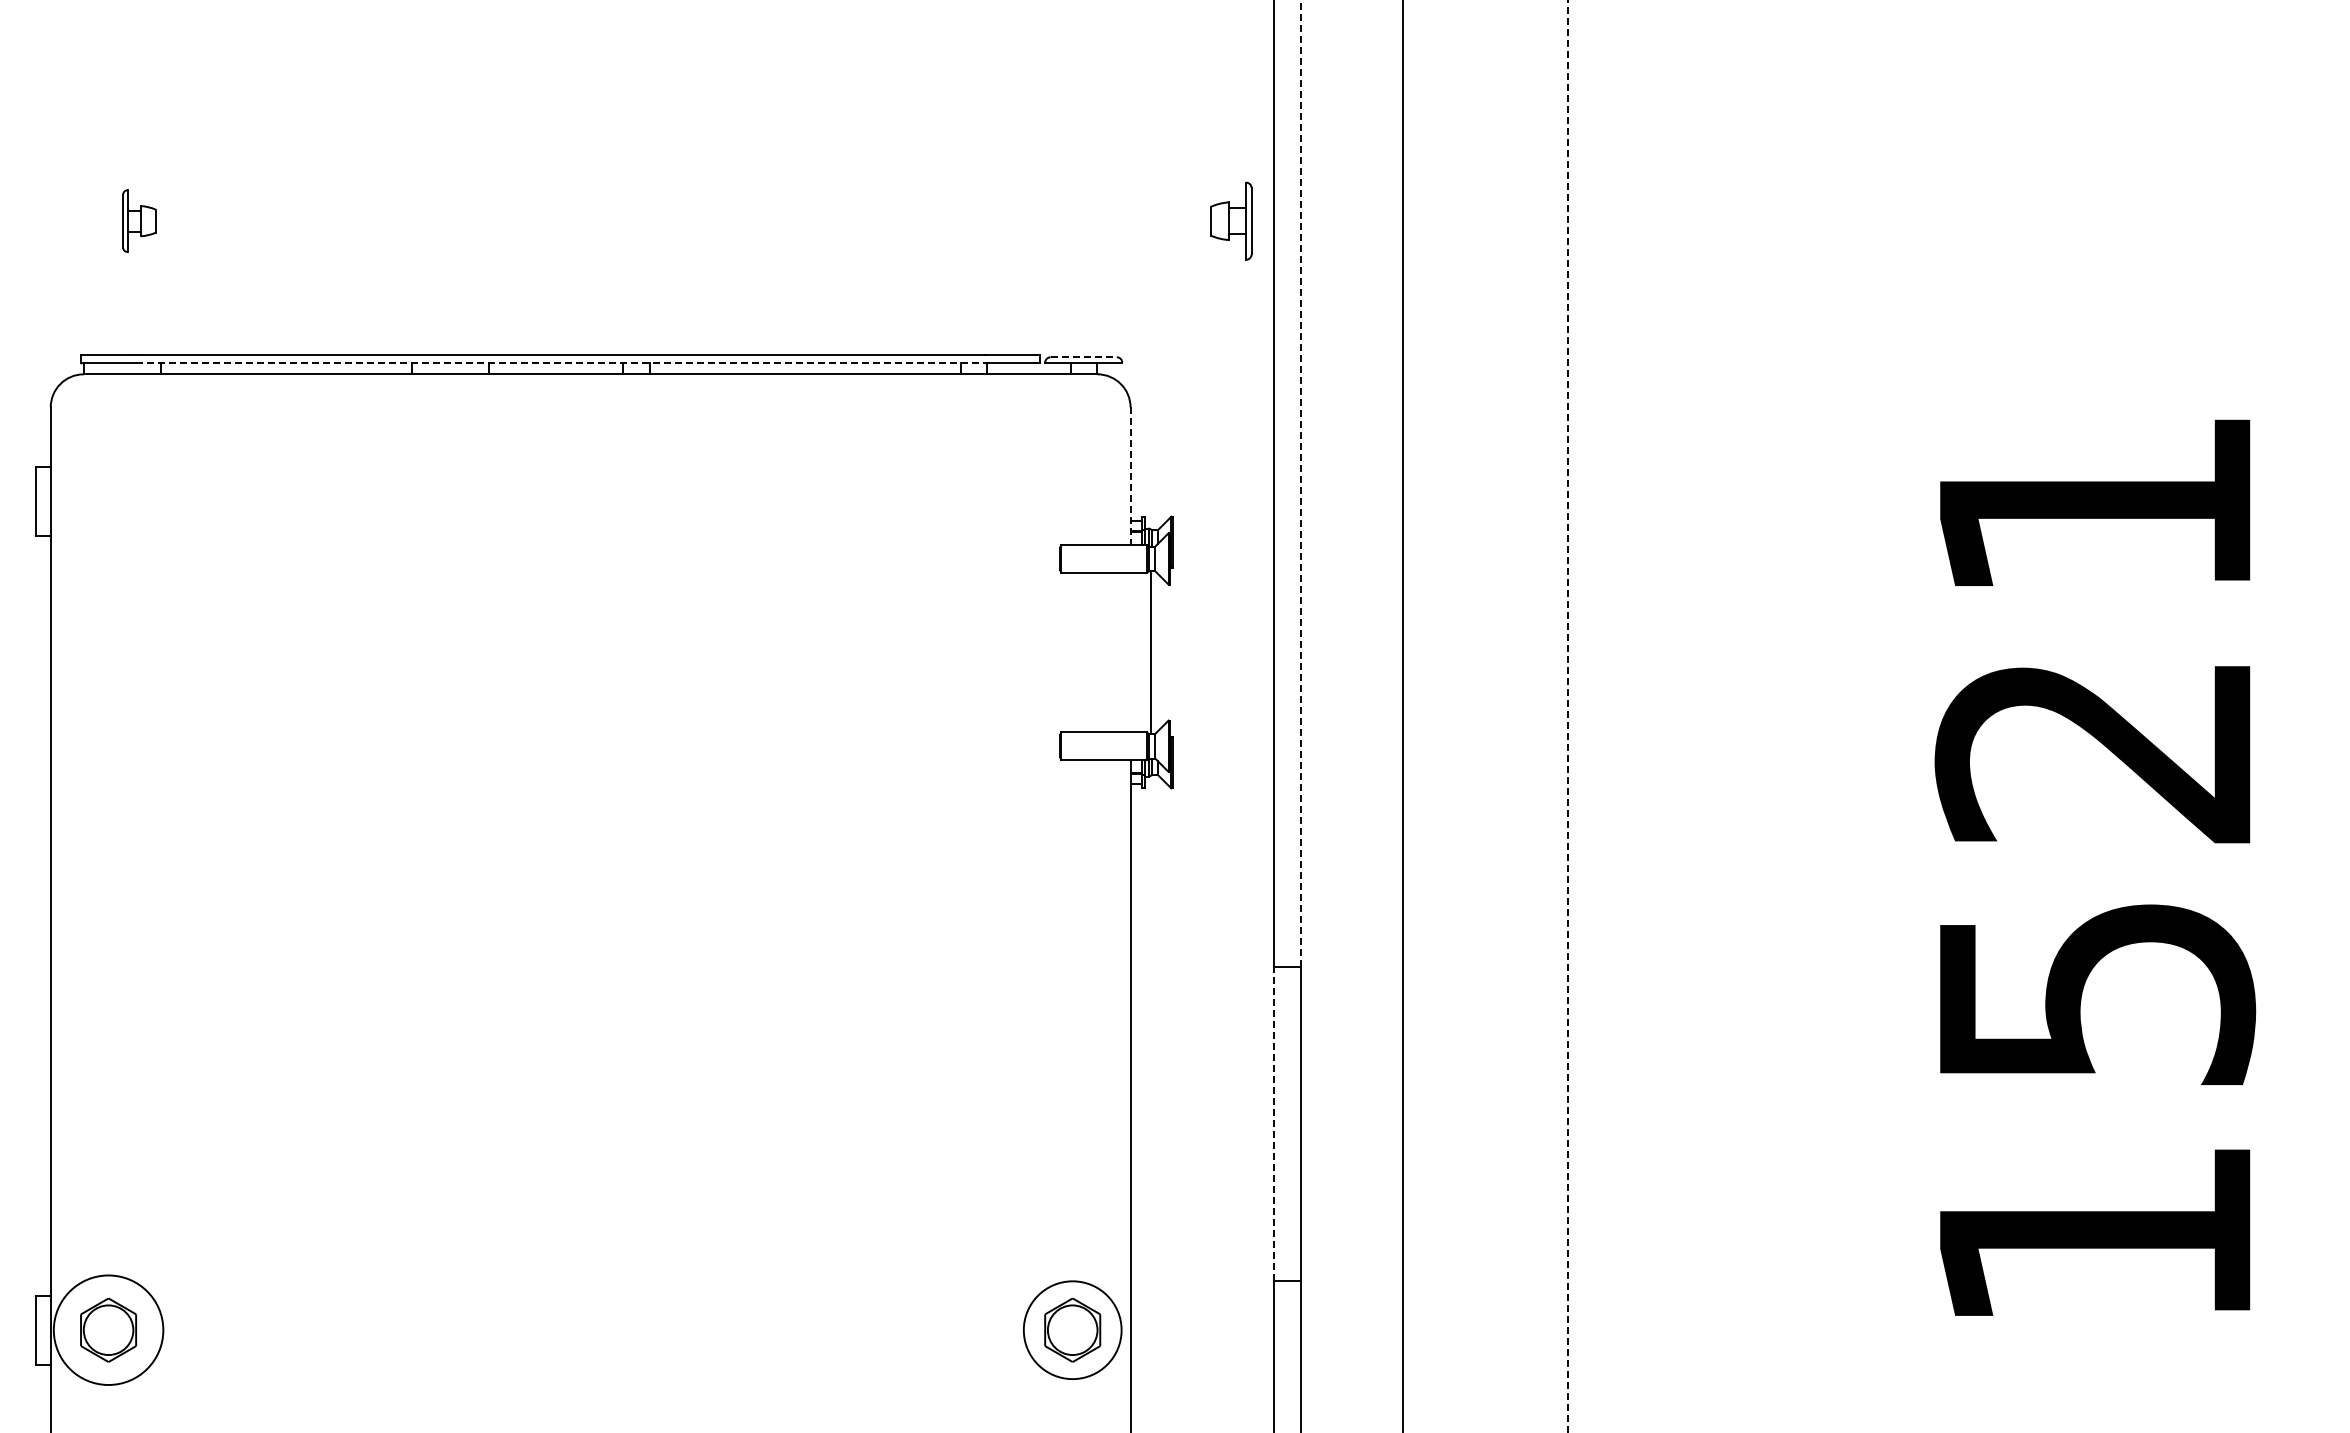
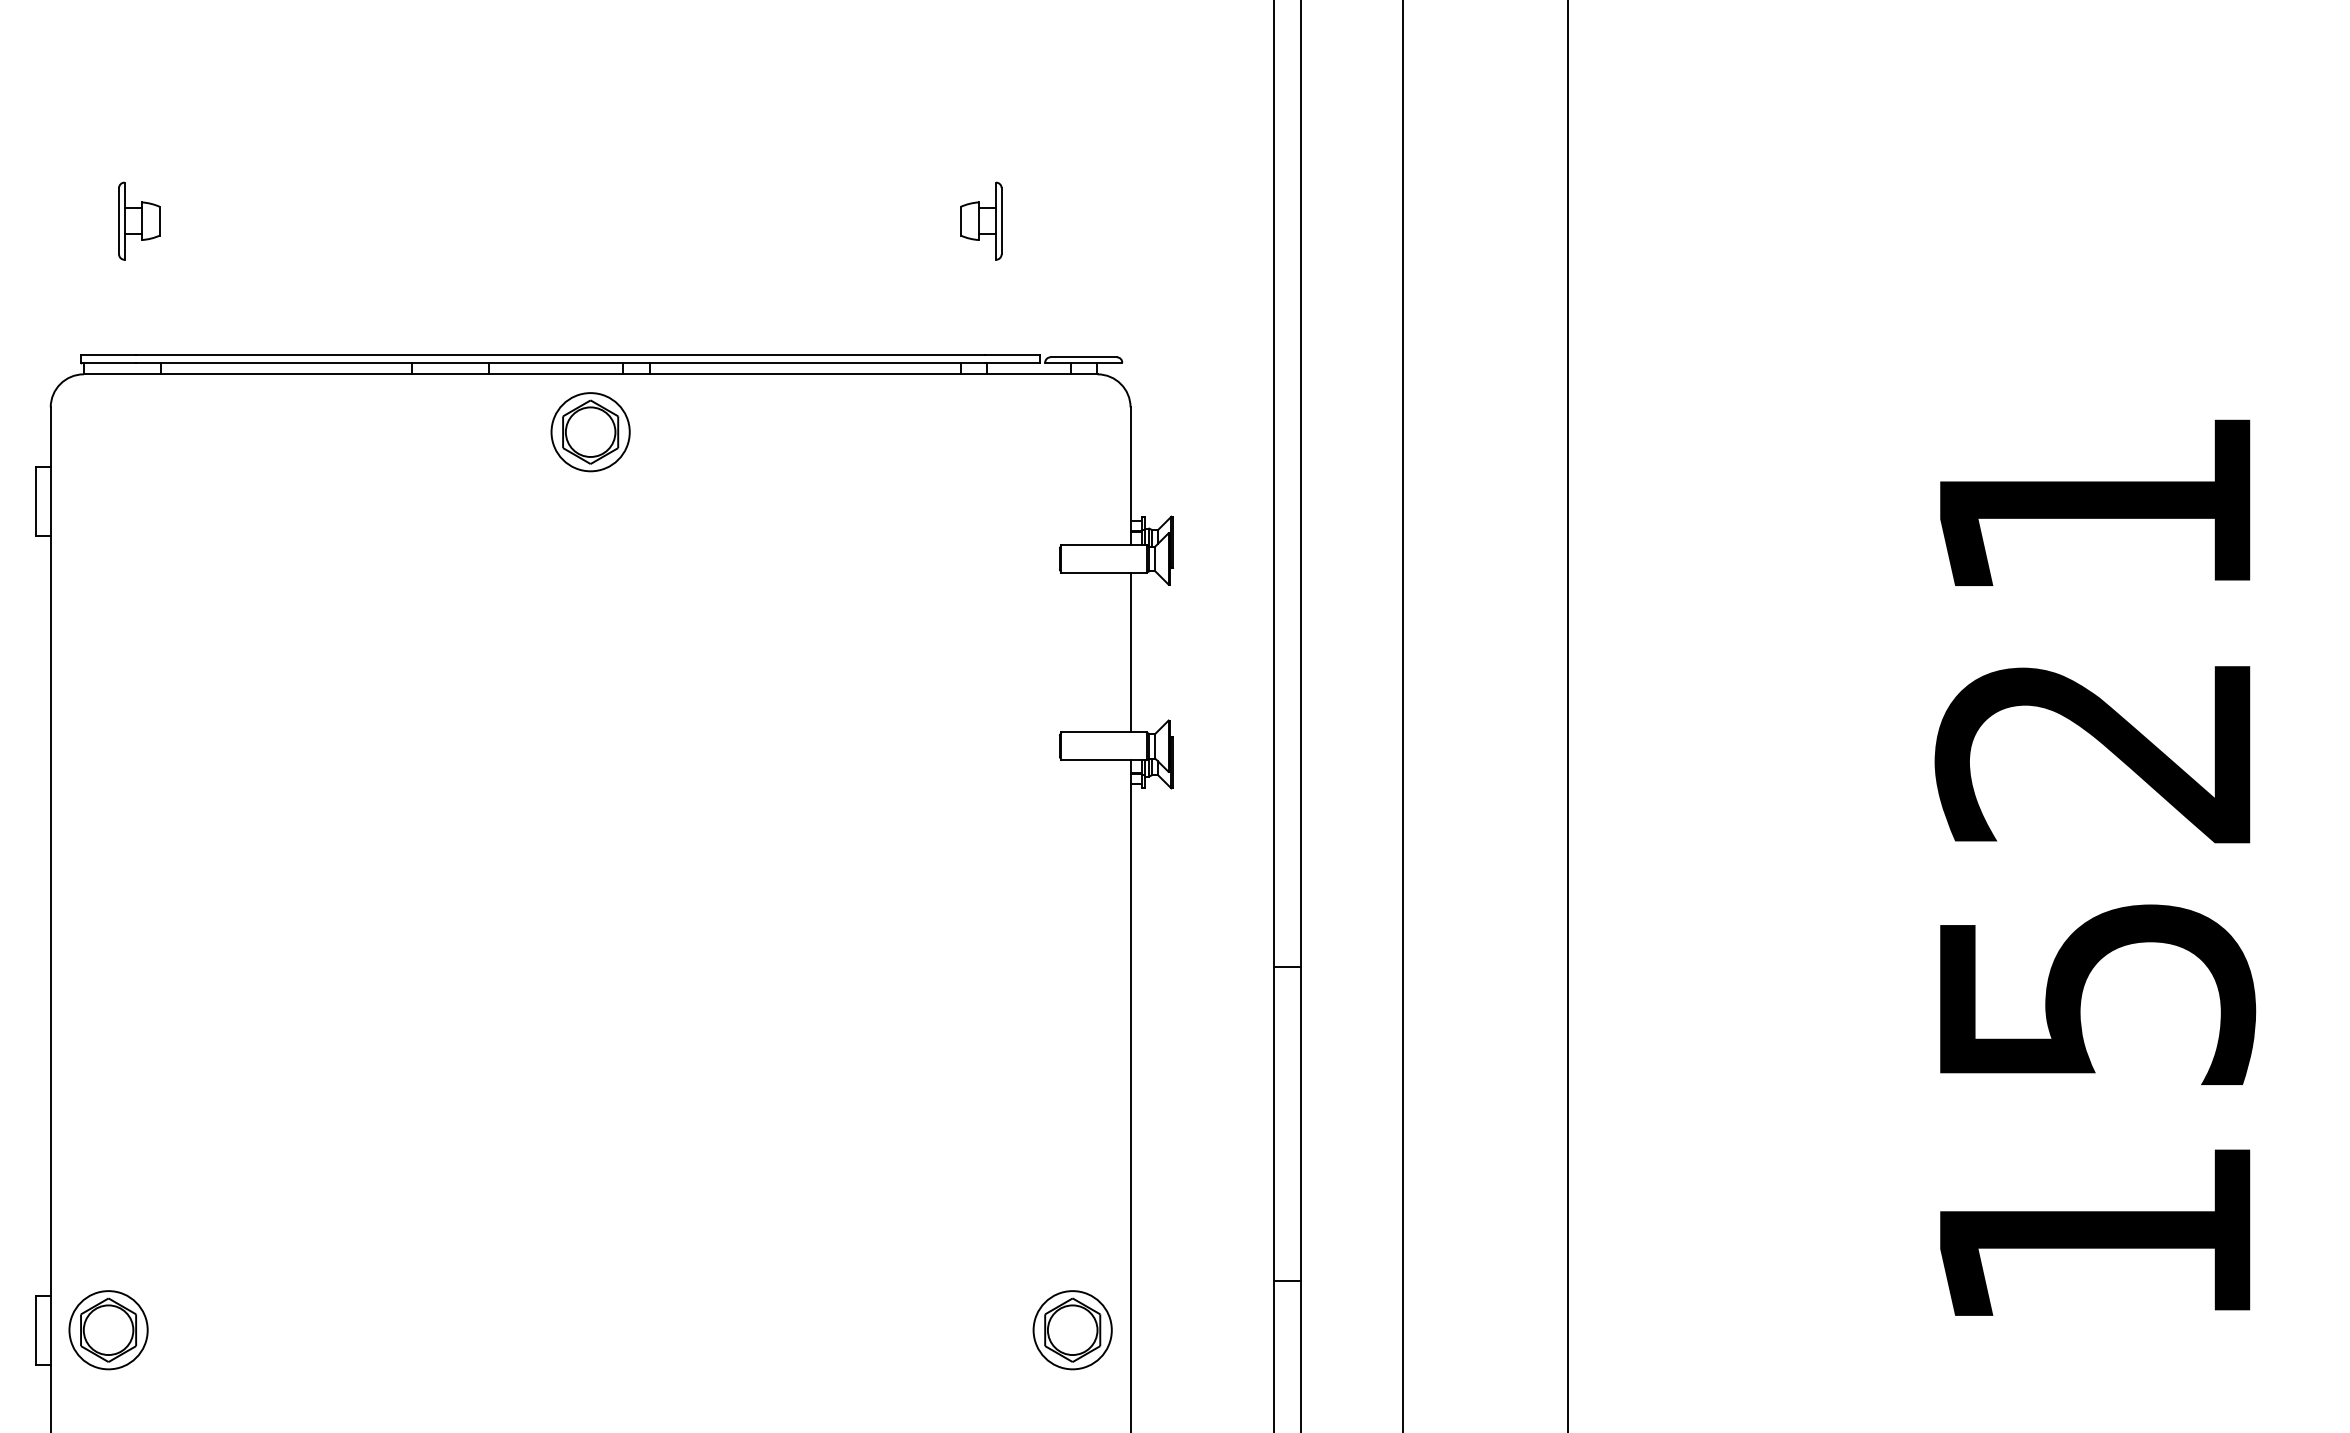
part size: 35x64 px -> 43x80 px (139, 220)
part position: (1231, 220) -> (981, 220) (981, 220)
line: dashed -> solid (1084, 357)
line: dashed -> solid (560, 363)
part: none -> present (590, 432)
line: dashed -> solid (1130, 476)
line: dashed -> solid (1301, 482)
line position: (1150, 652) -> (1130, 652) (1130, 652)
line: dashed -> solid (1568, 716)
line: dashed -> solid (1273, 1123)
circle diameter: 110 px -> 78 px (108, 1330)
circle diameter: 98 px -> 78 px (1072, 1330)
